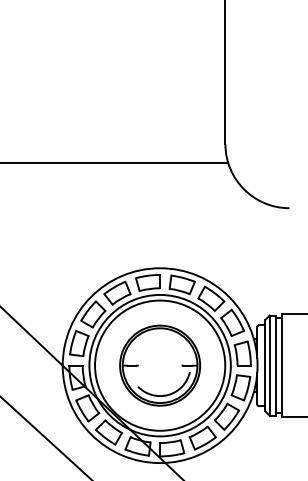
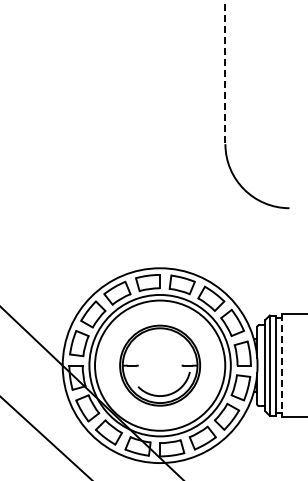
line: solid -> dashed (225, 72)
line: present -> none (115, 162)
line: solid -> dashed (281, 365)
